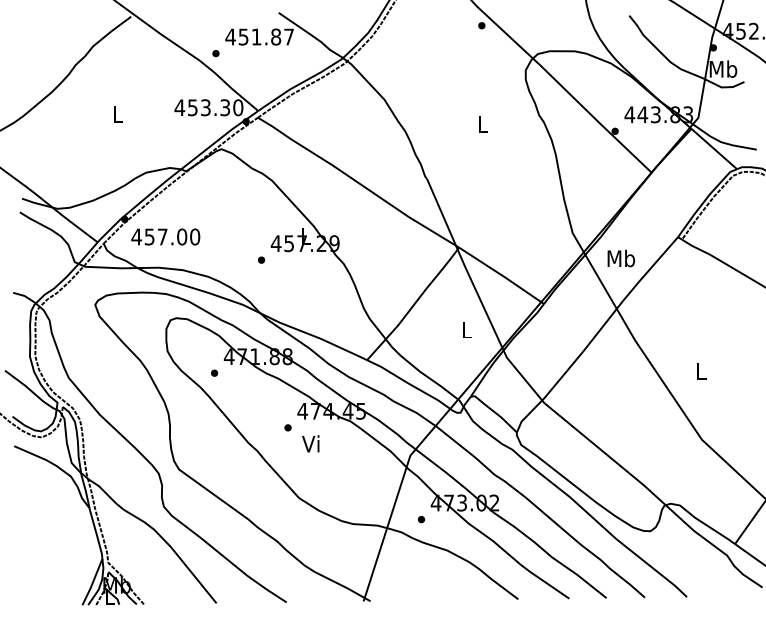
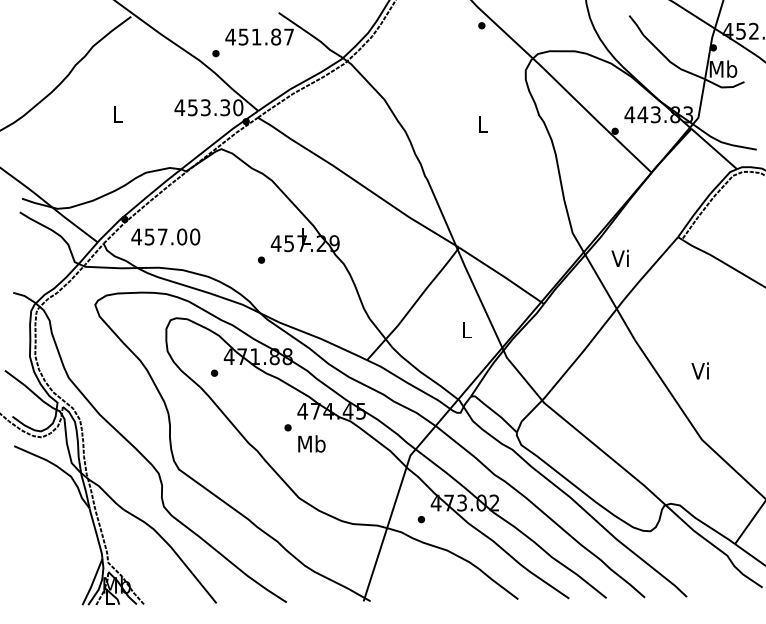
text: Mb -> Vi (620, 258)
text: L -> Vi (699, 370)
text: Vi -> Mb (311, 443)
